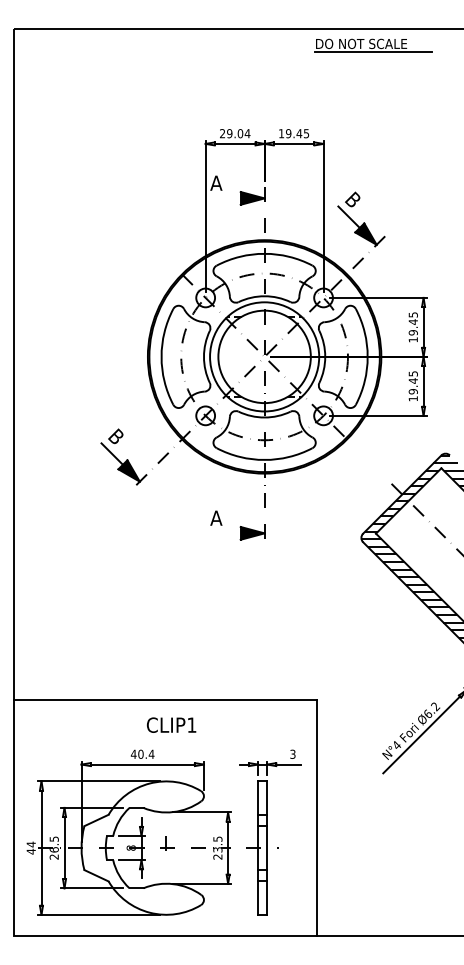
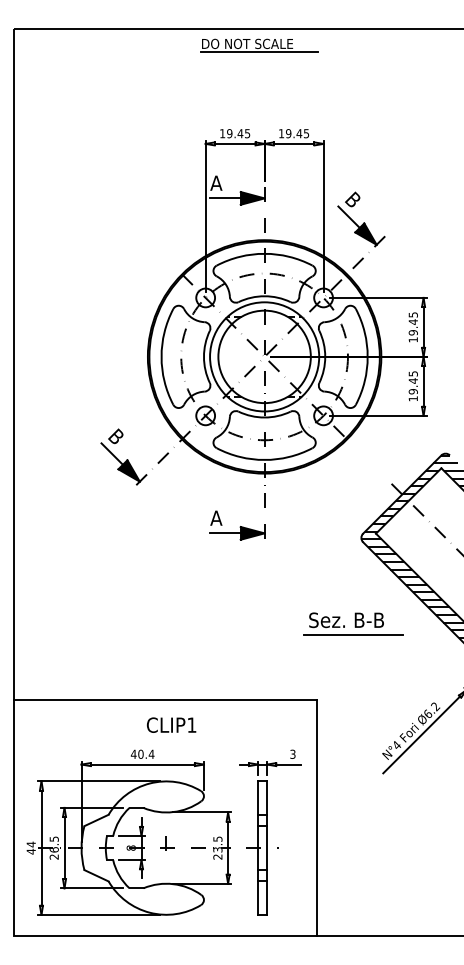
part position: (373, 45) -> (259, 45) (259, 45)
text: 29.04 -> 19.45 (235, 133)
line: none -> present (225, 198)
line: none -> present (225, 533)
part: none -> present (353, 623)
